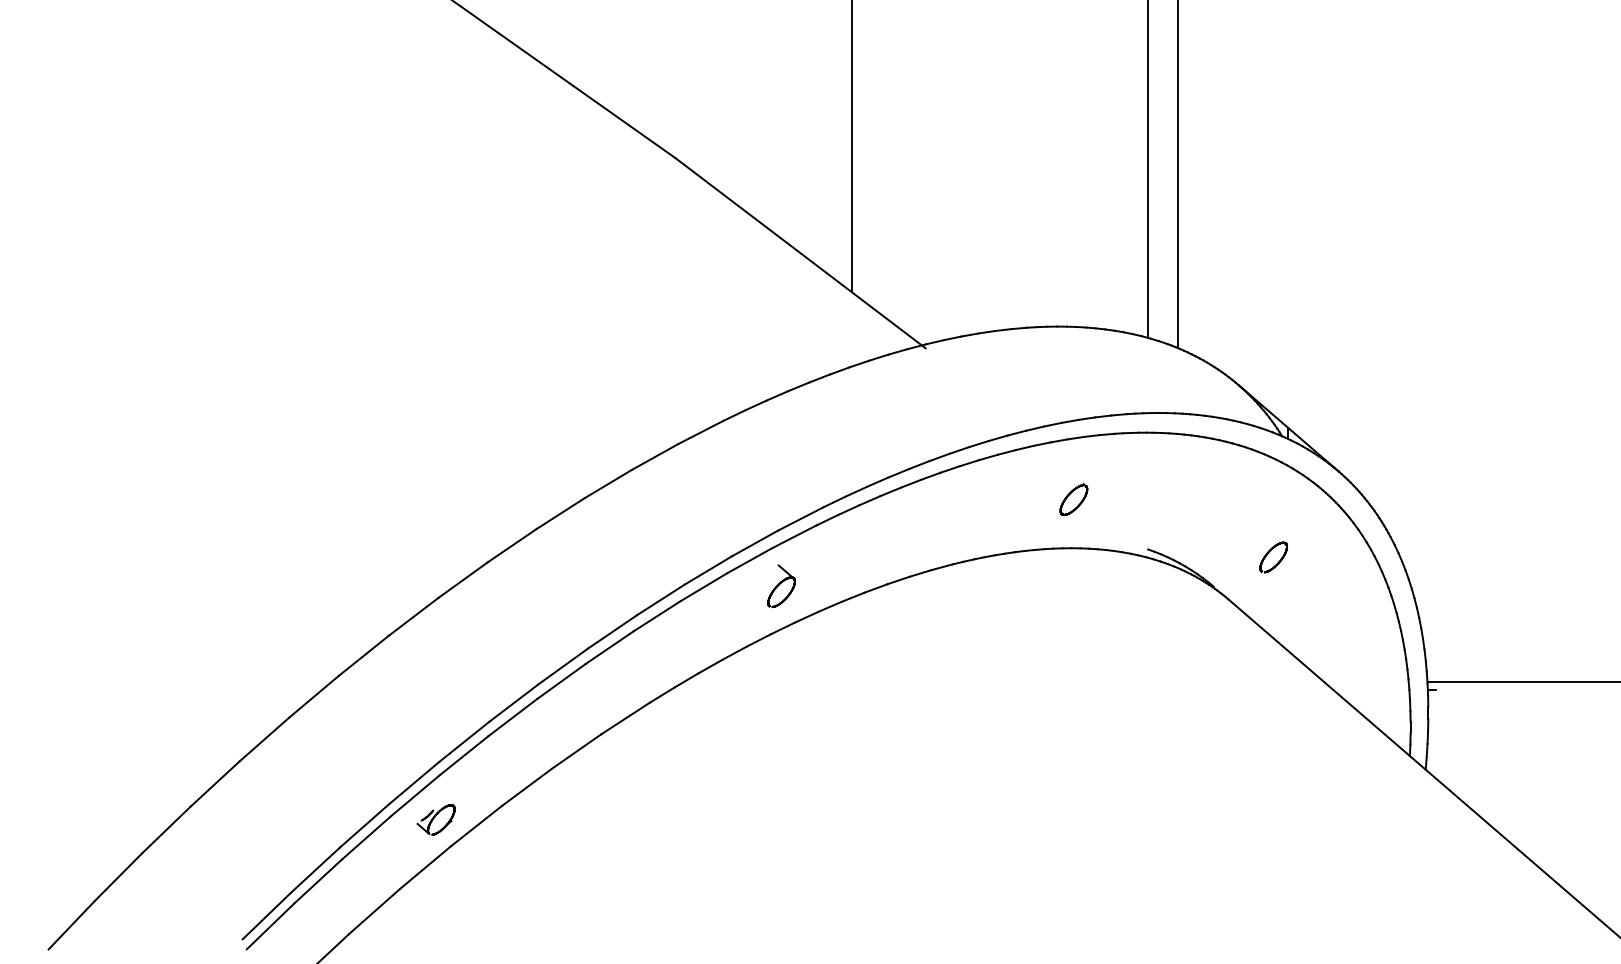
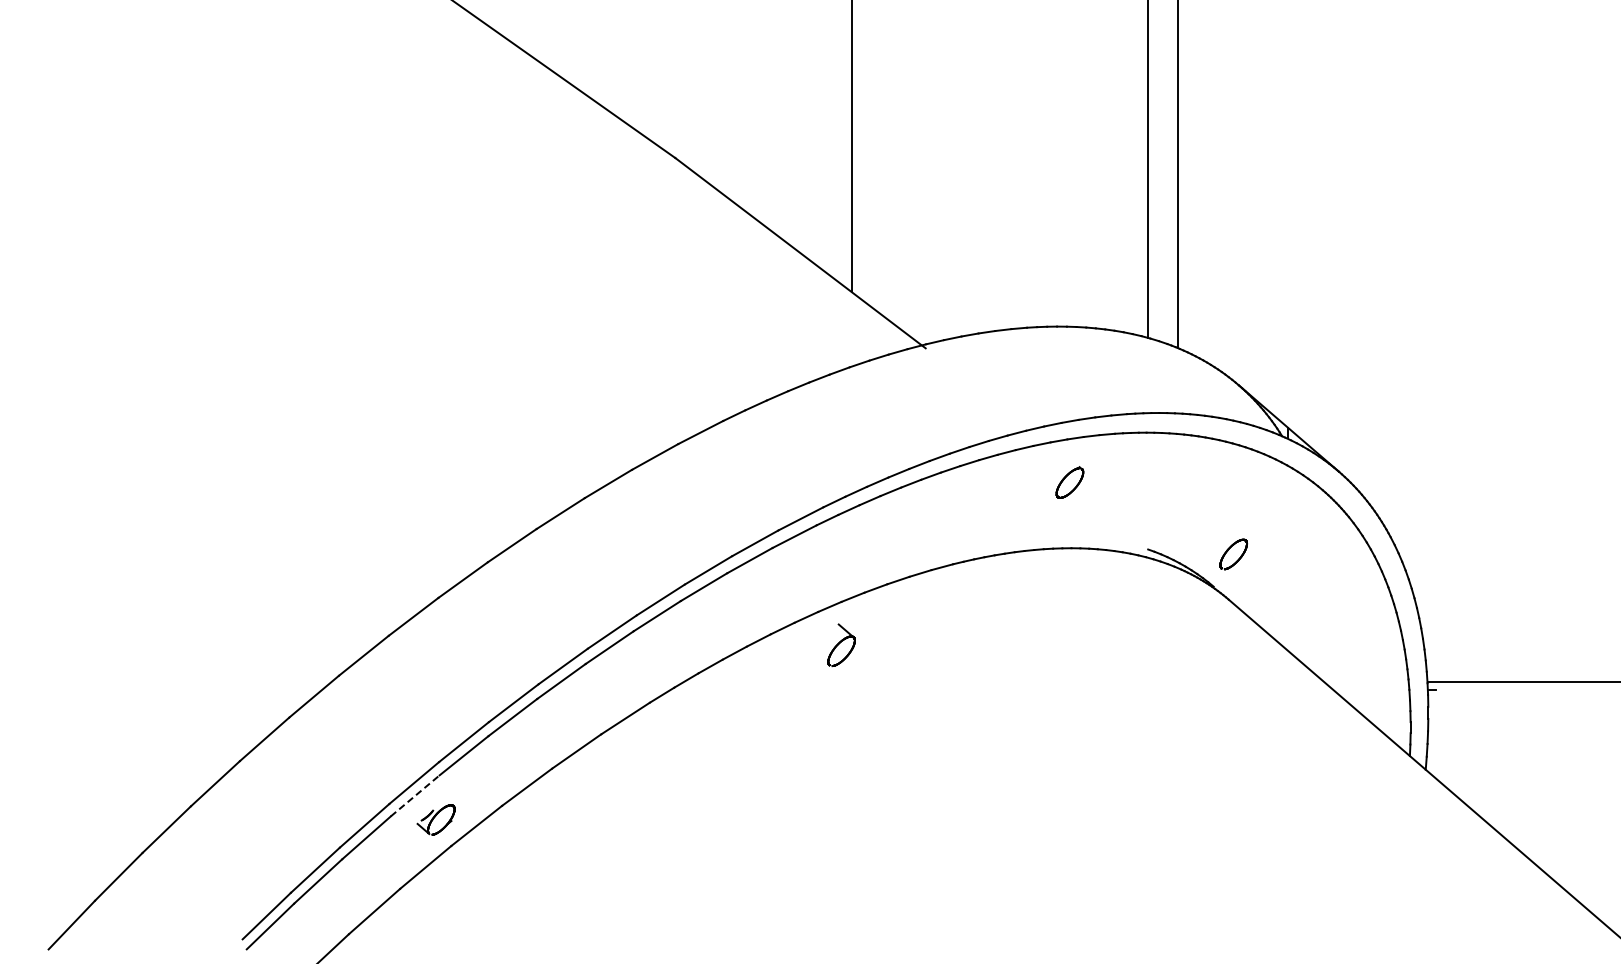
part position: (1073, 499) -> (1069, 482) (1069, 482)
part position: (1273, 557) -> (1233, 554) (1233, 554)
part position: (781, 586) -> (841, 645) (841, 645)
line: solid -> dashed (415, 795)
